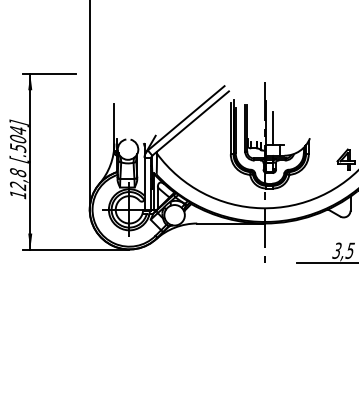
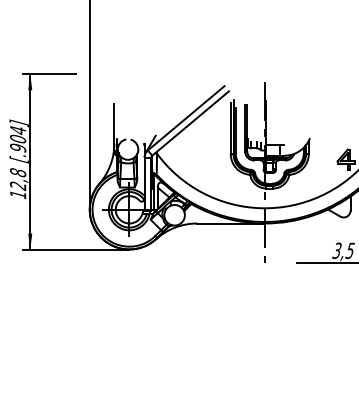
line: present -> none (273, 127)
text: [.504] -> [.904] (17, 148)
